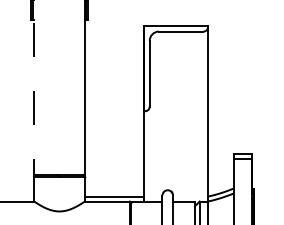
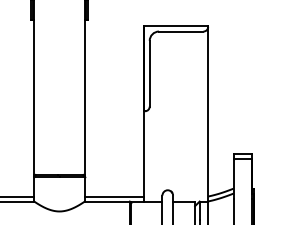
line: dashed -> solid (34, 88)
line: none -> present (18, 196)
